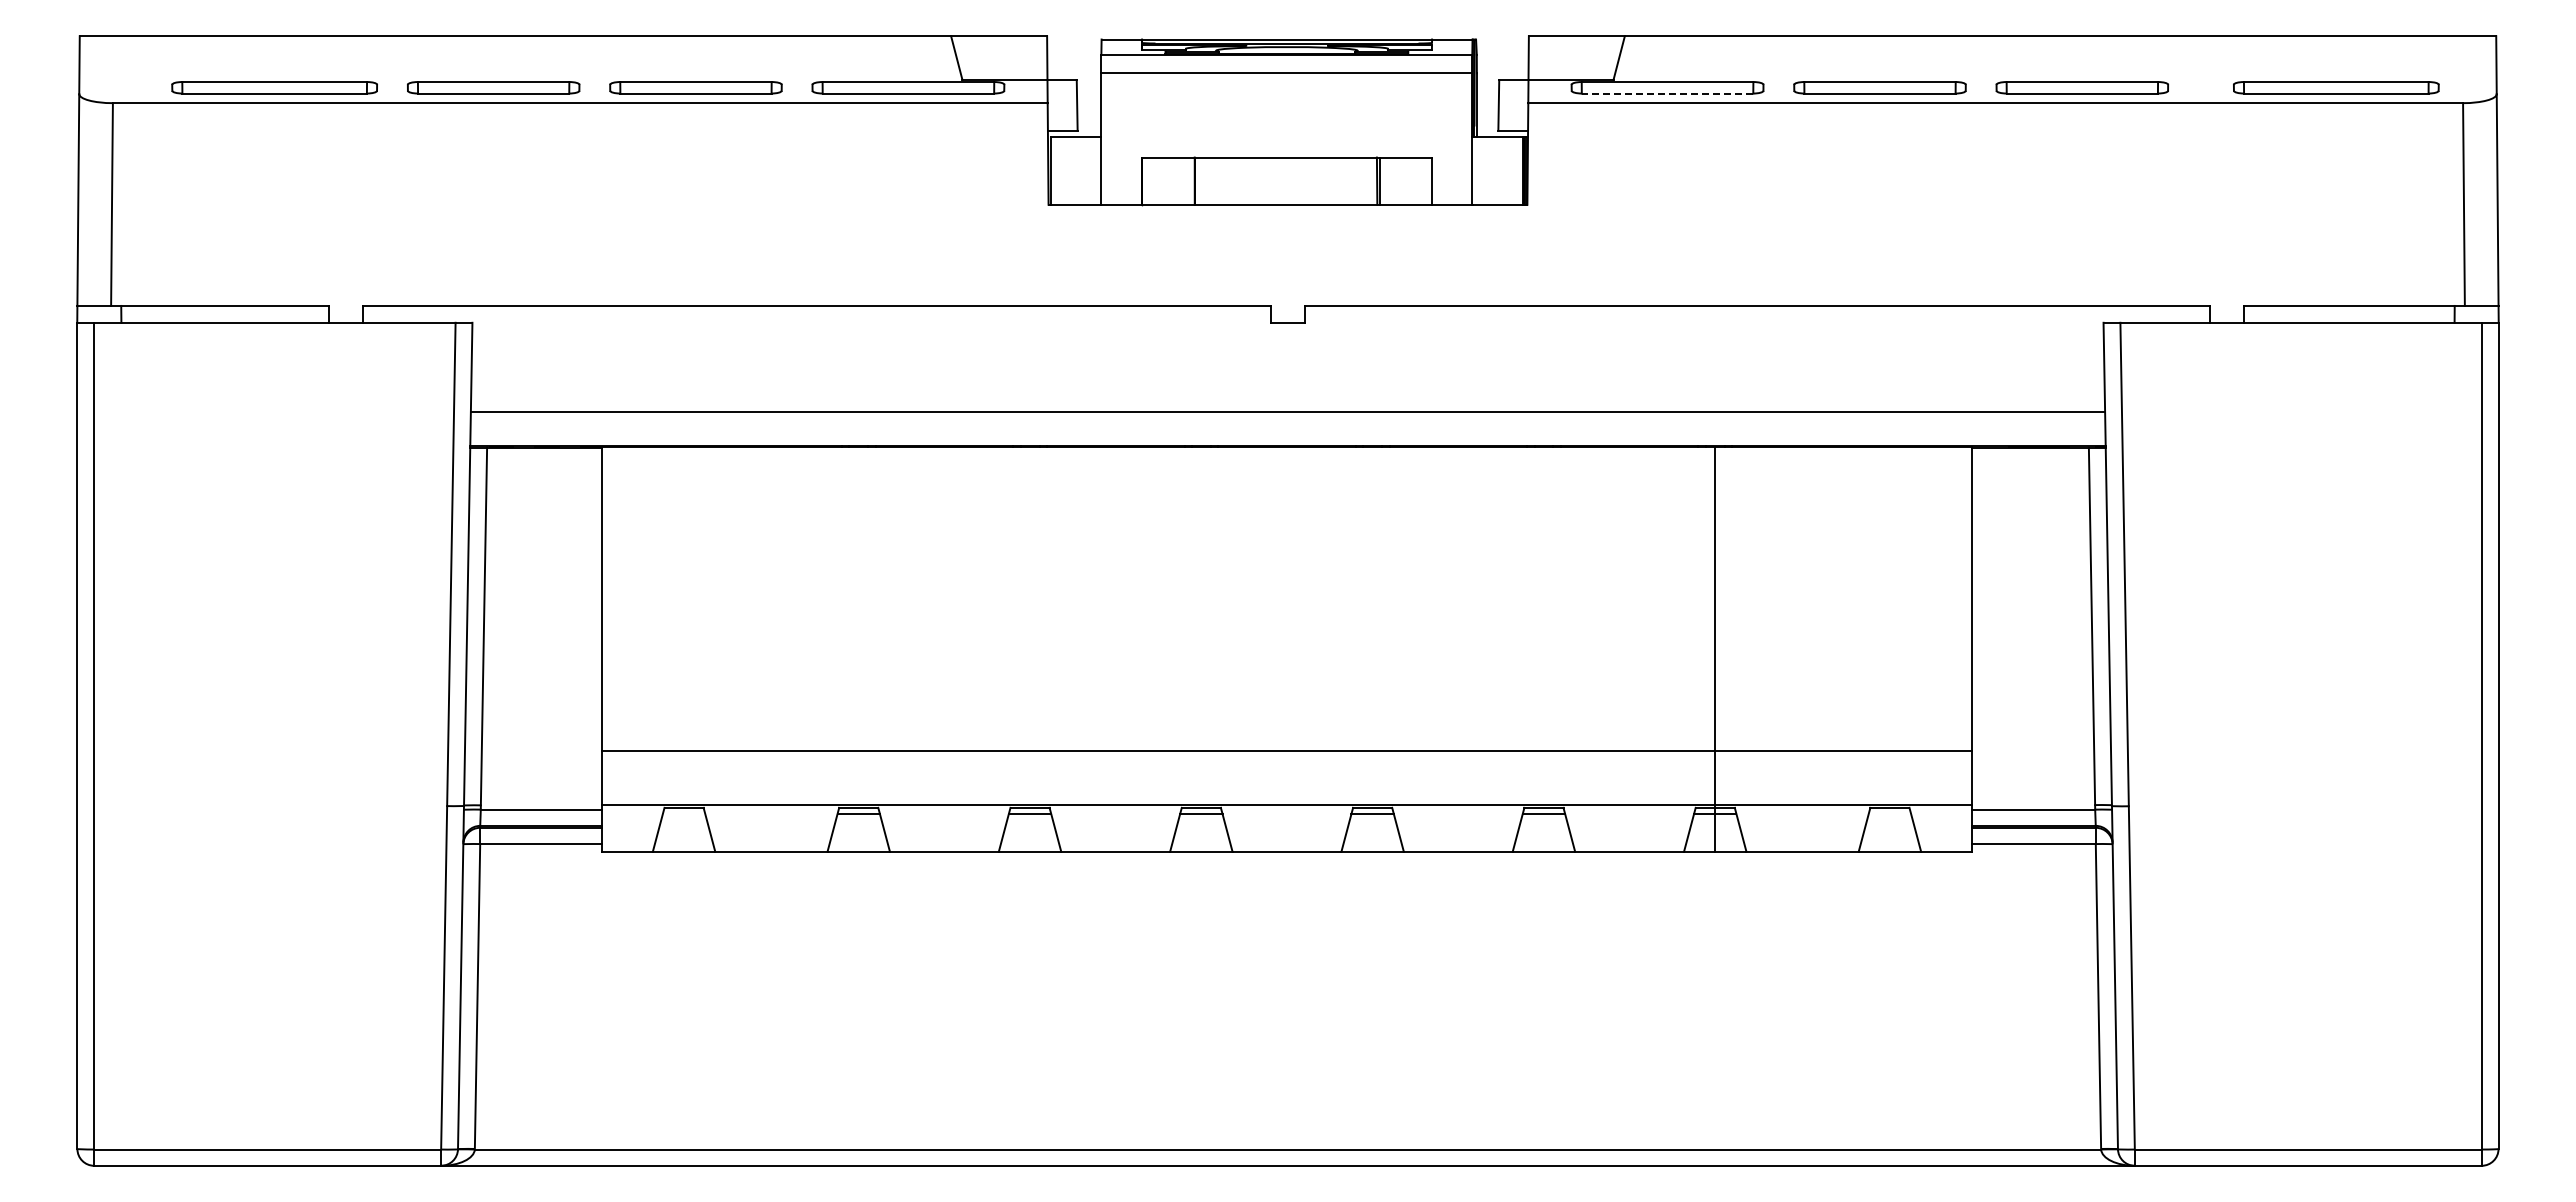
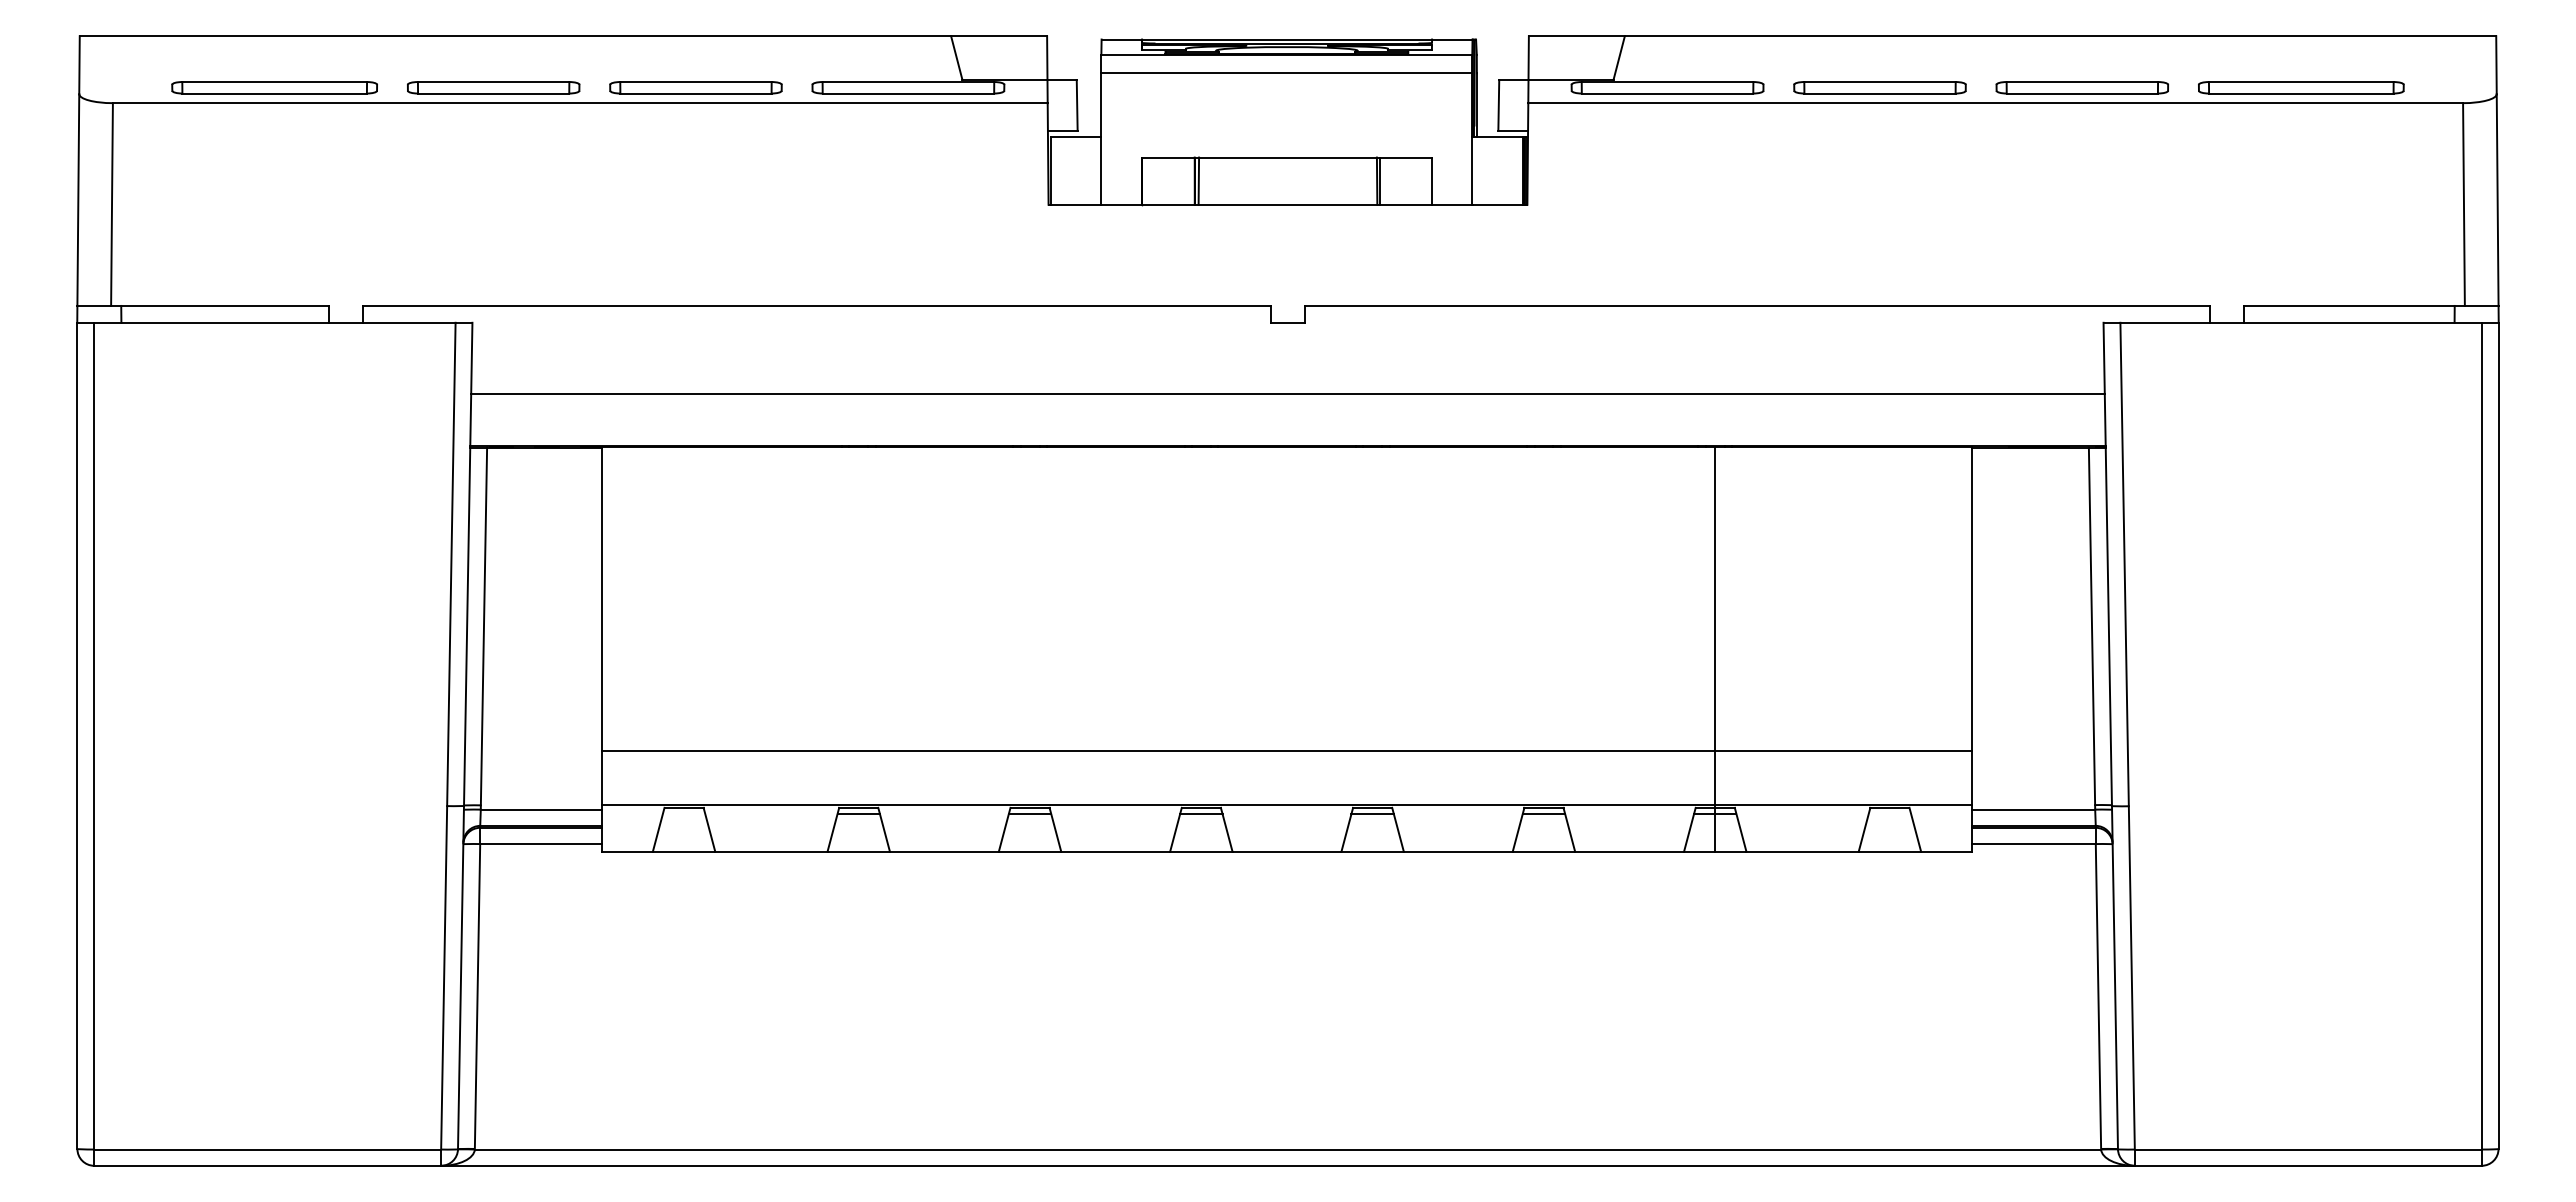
part position: (2336, 87) -> (2301, 87) (2301, 87)
line: dashed -> solid (1667, 93)
line: none -> present (1198, 180)
line position: (1287, 411) -> (1287, 393) (1287, 393)
